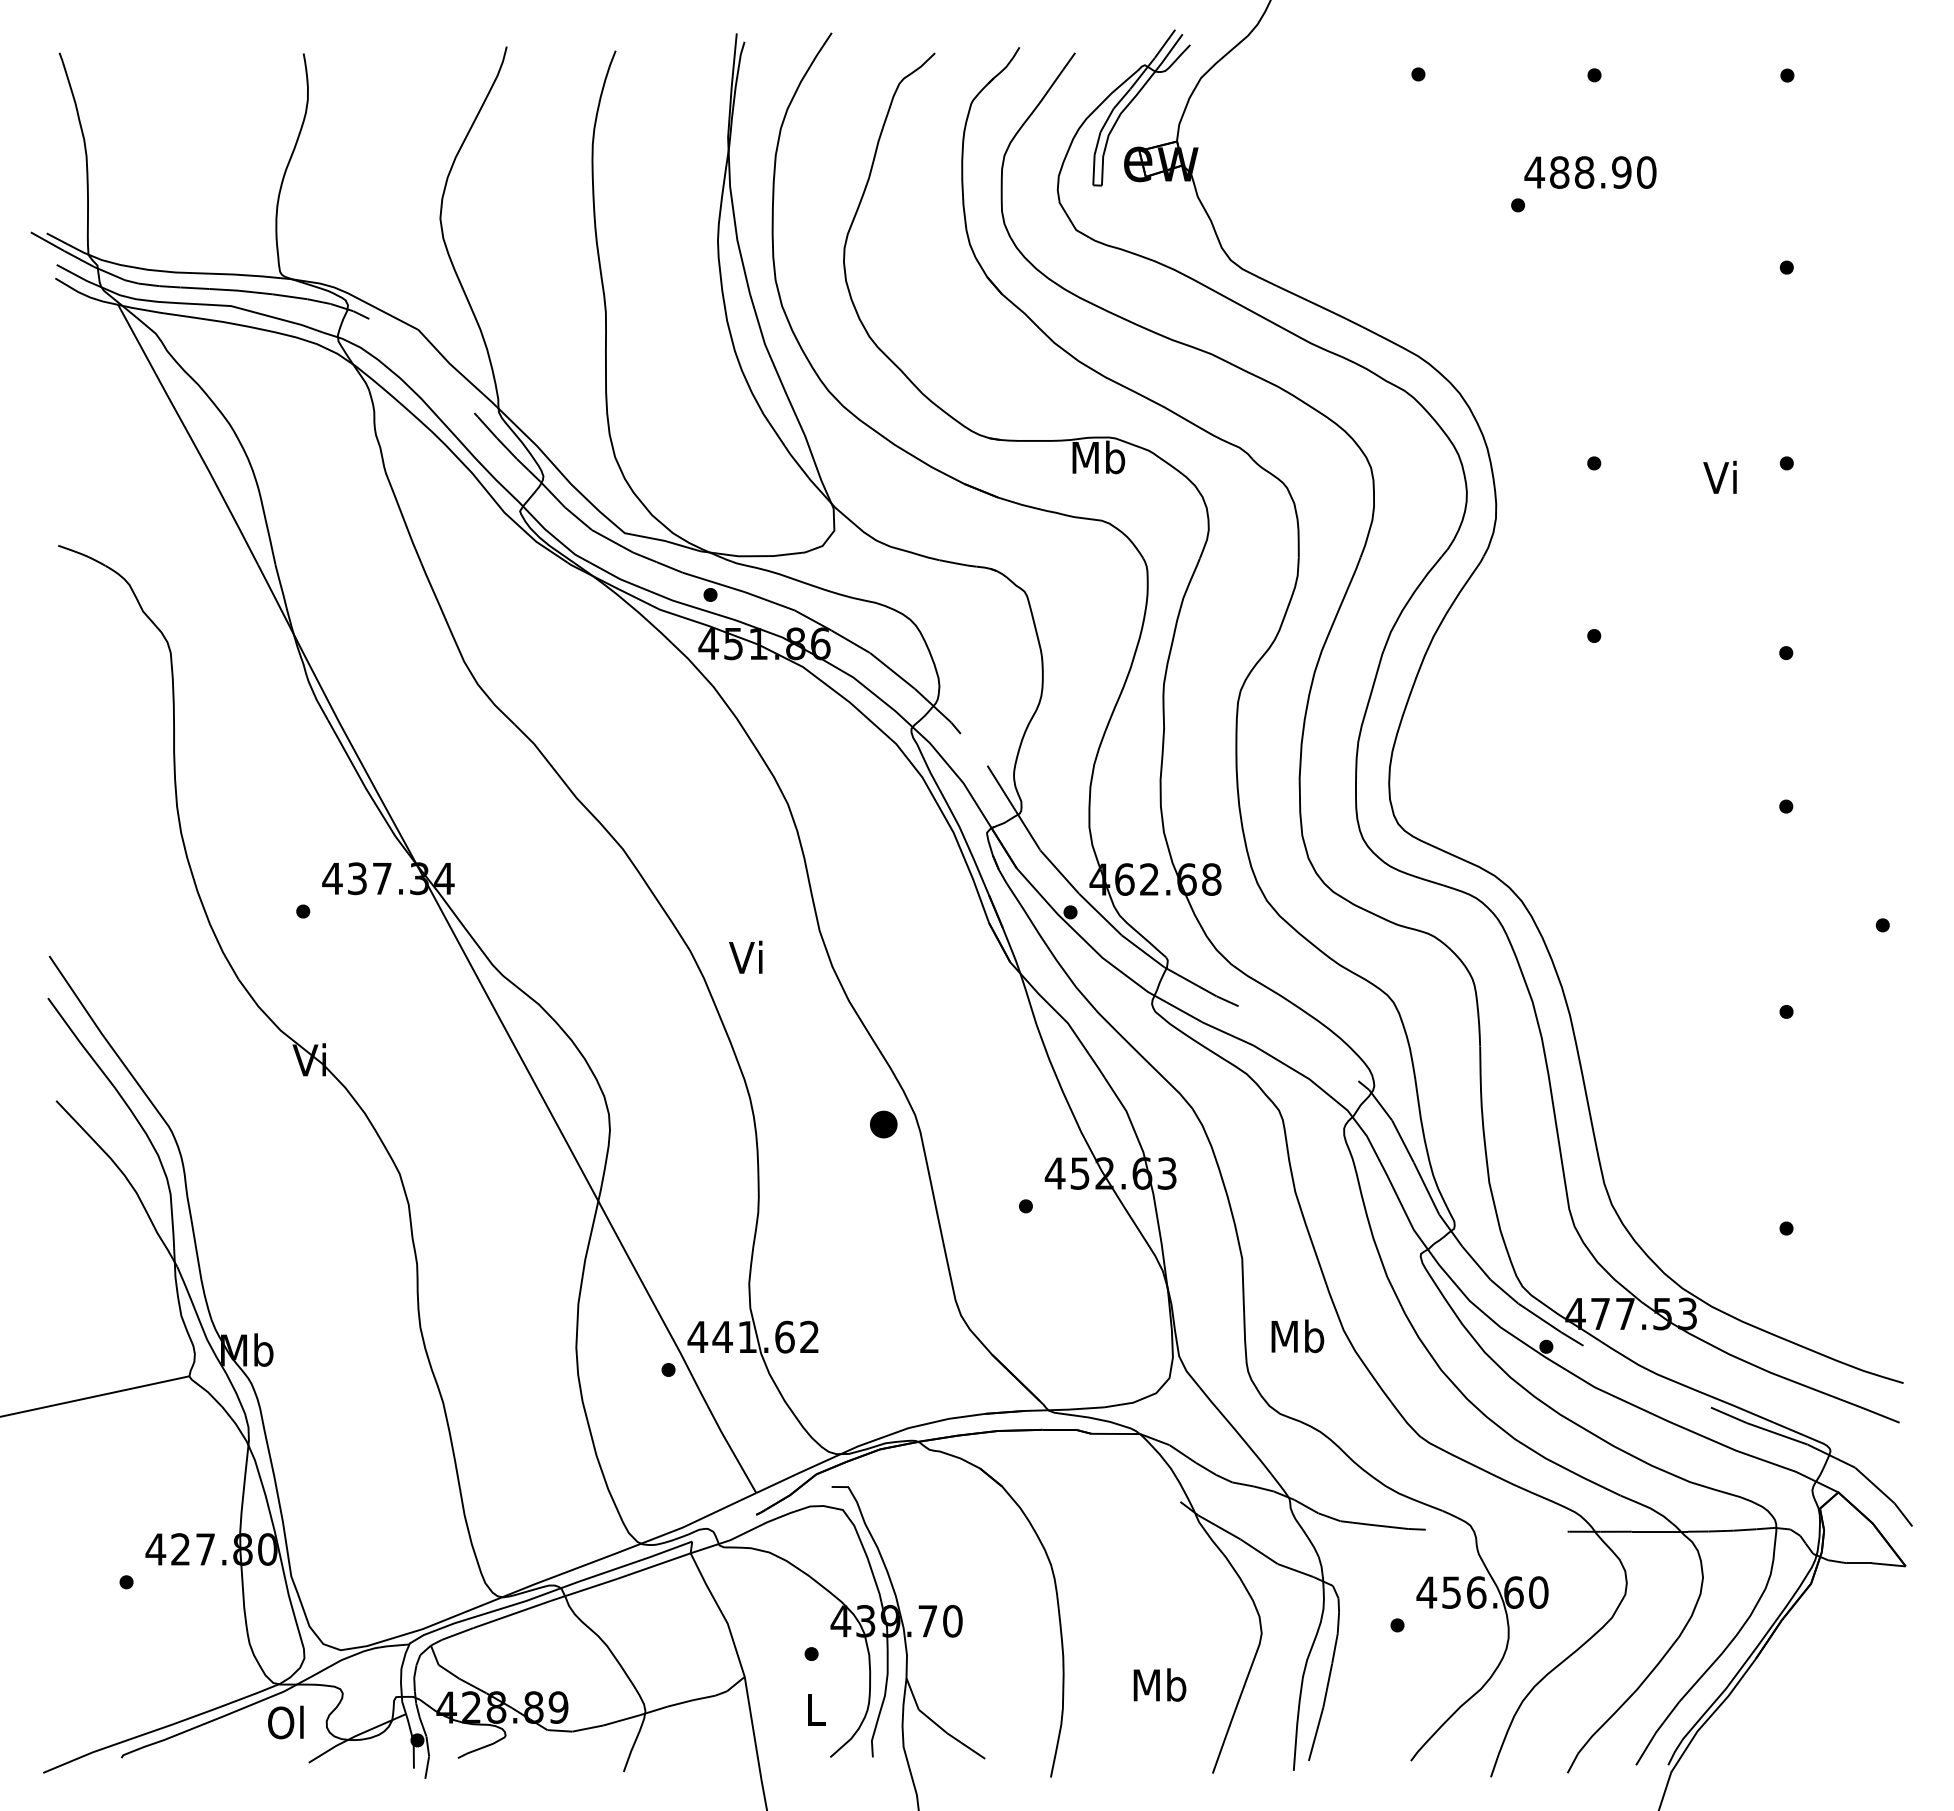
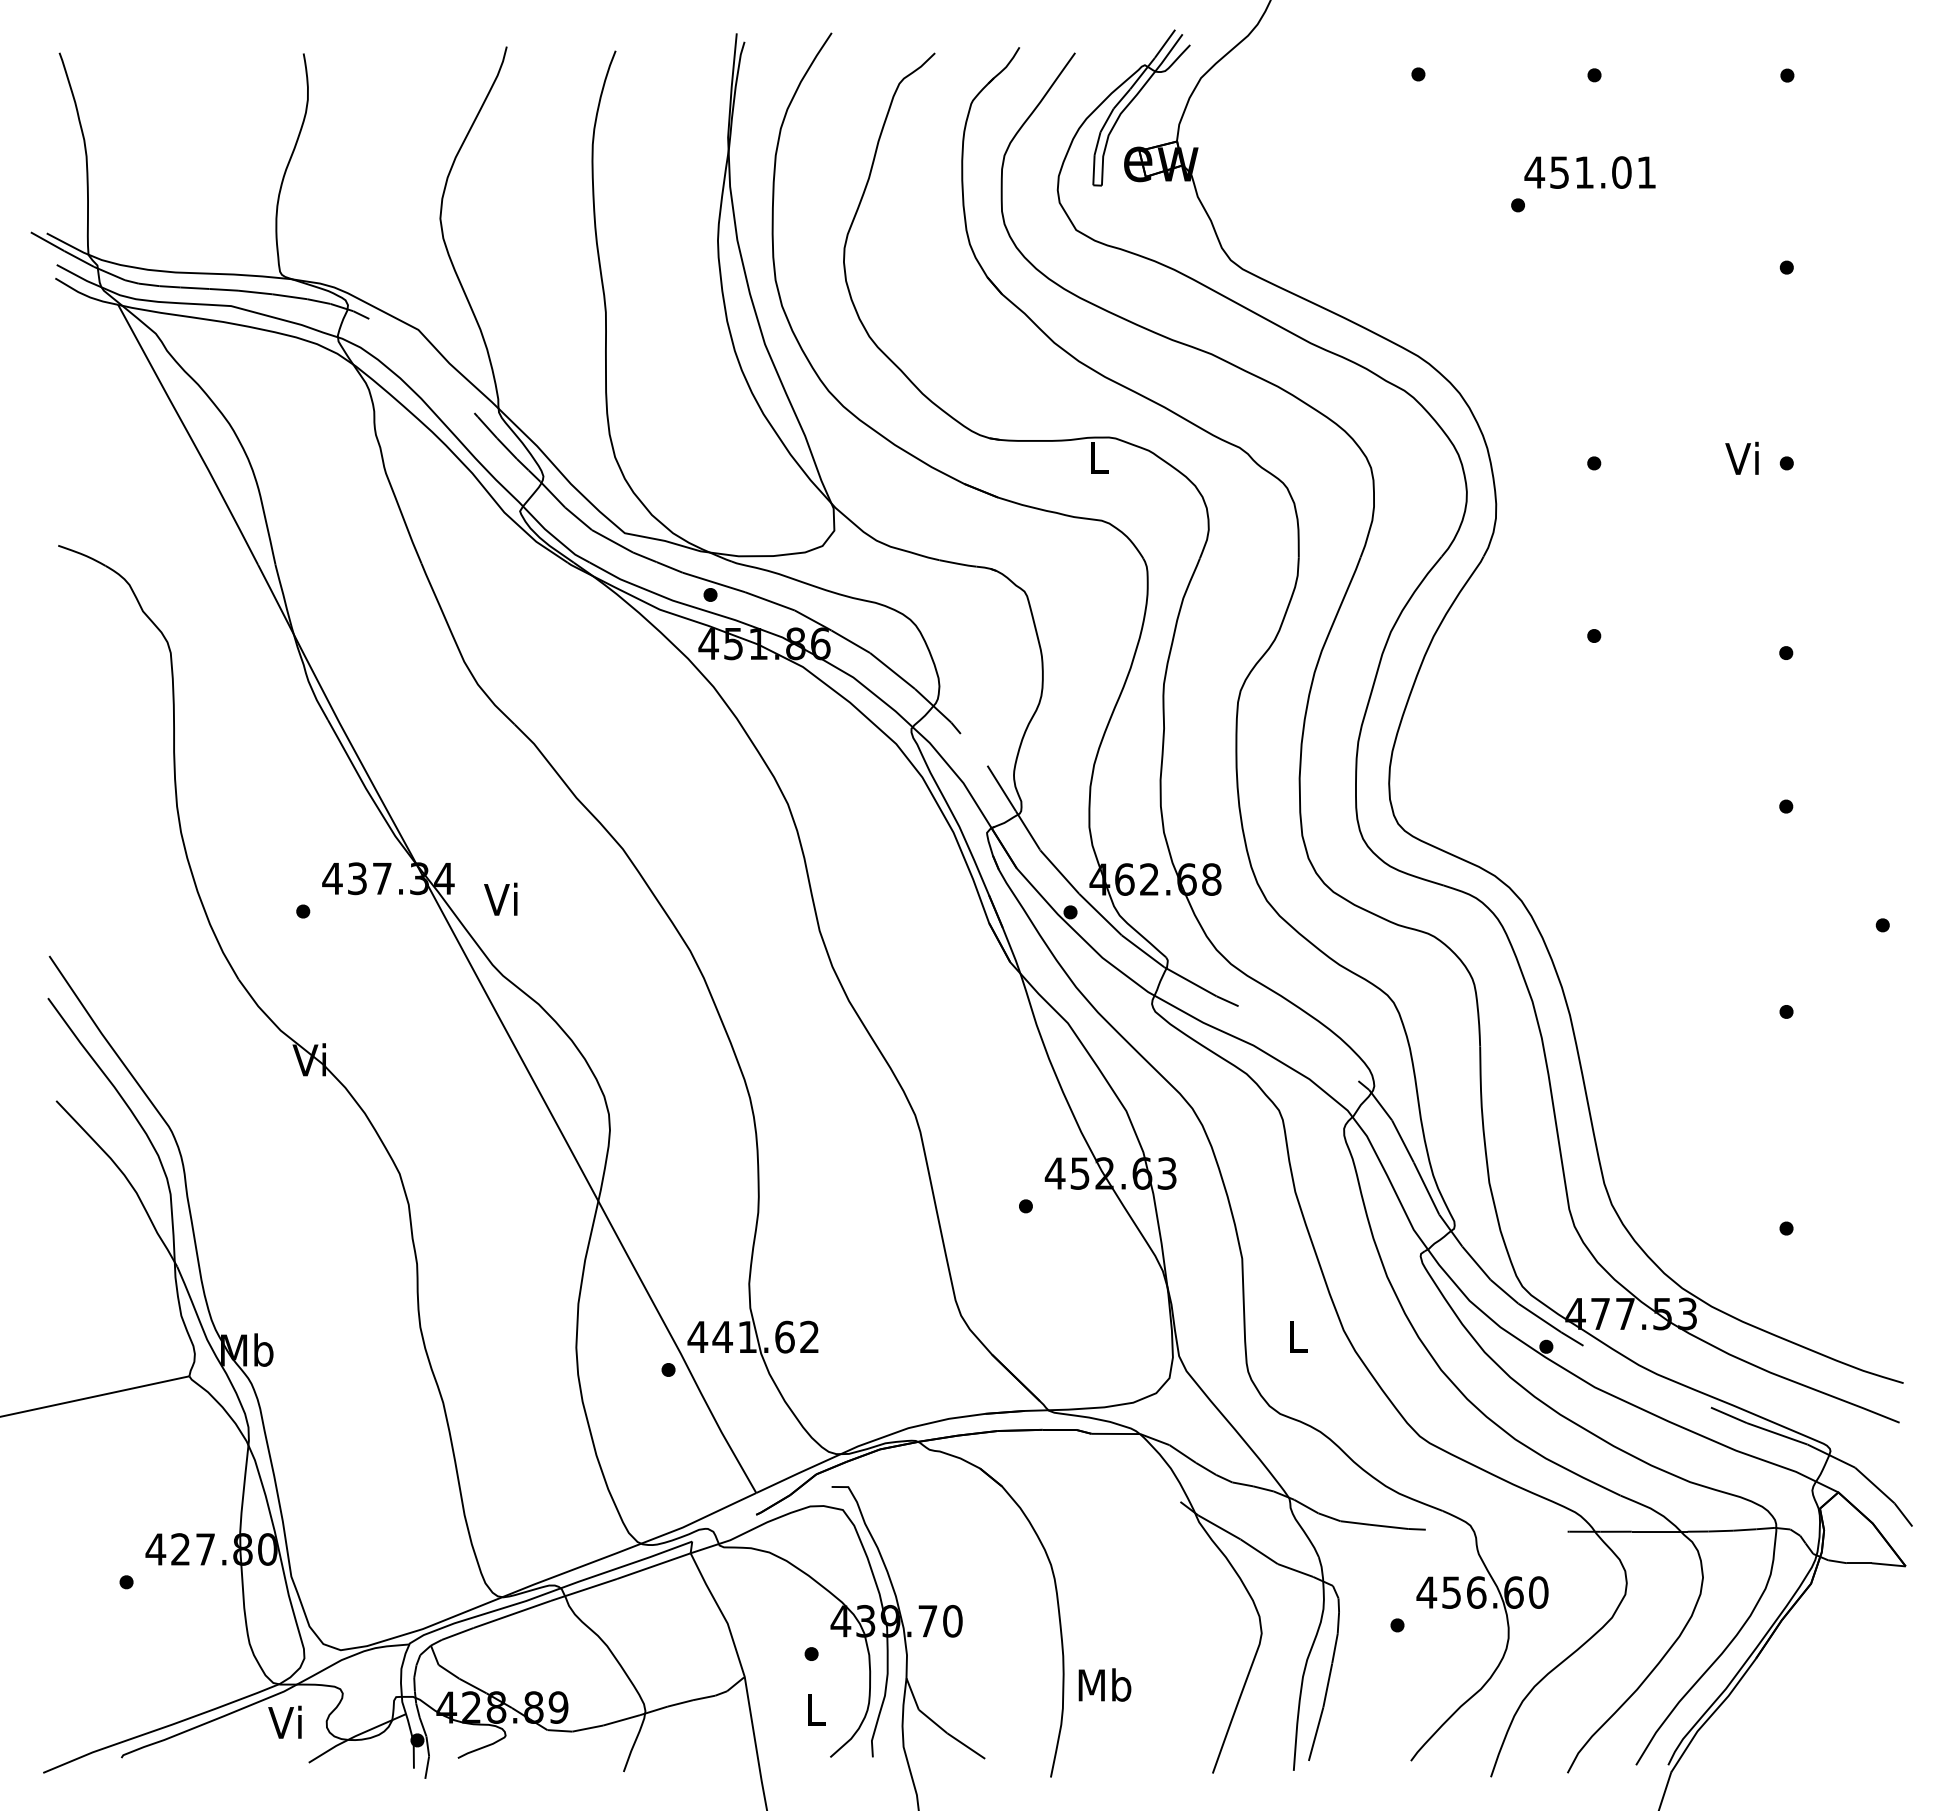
text: 488.90 -> 451.01 (1603, 172)
text: Mb -> L (1098, 457)
text position: (1719, 476) -> (1741, 457) (1741, 457)
text position: (745, 956) -> (500, 898) (500, 898)
part: present -> none (883, 1124)
text: Mb -> L (1297, 1336)
text position: (1159, 1684) -> (1104, 1684) (1104, 1684)
text: Ol -> Vi (285, 1722)
